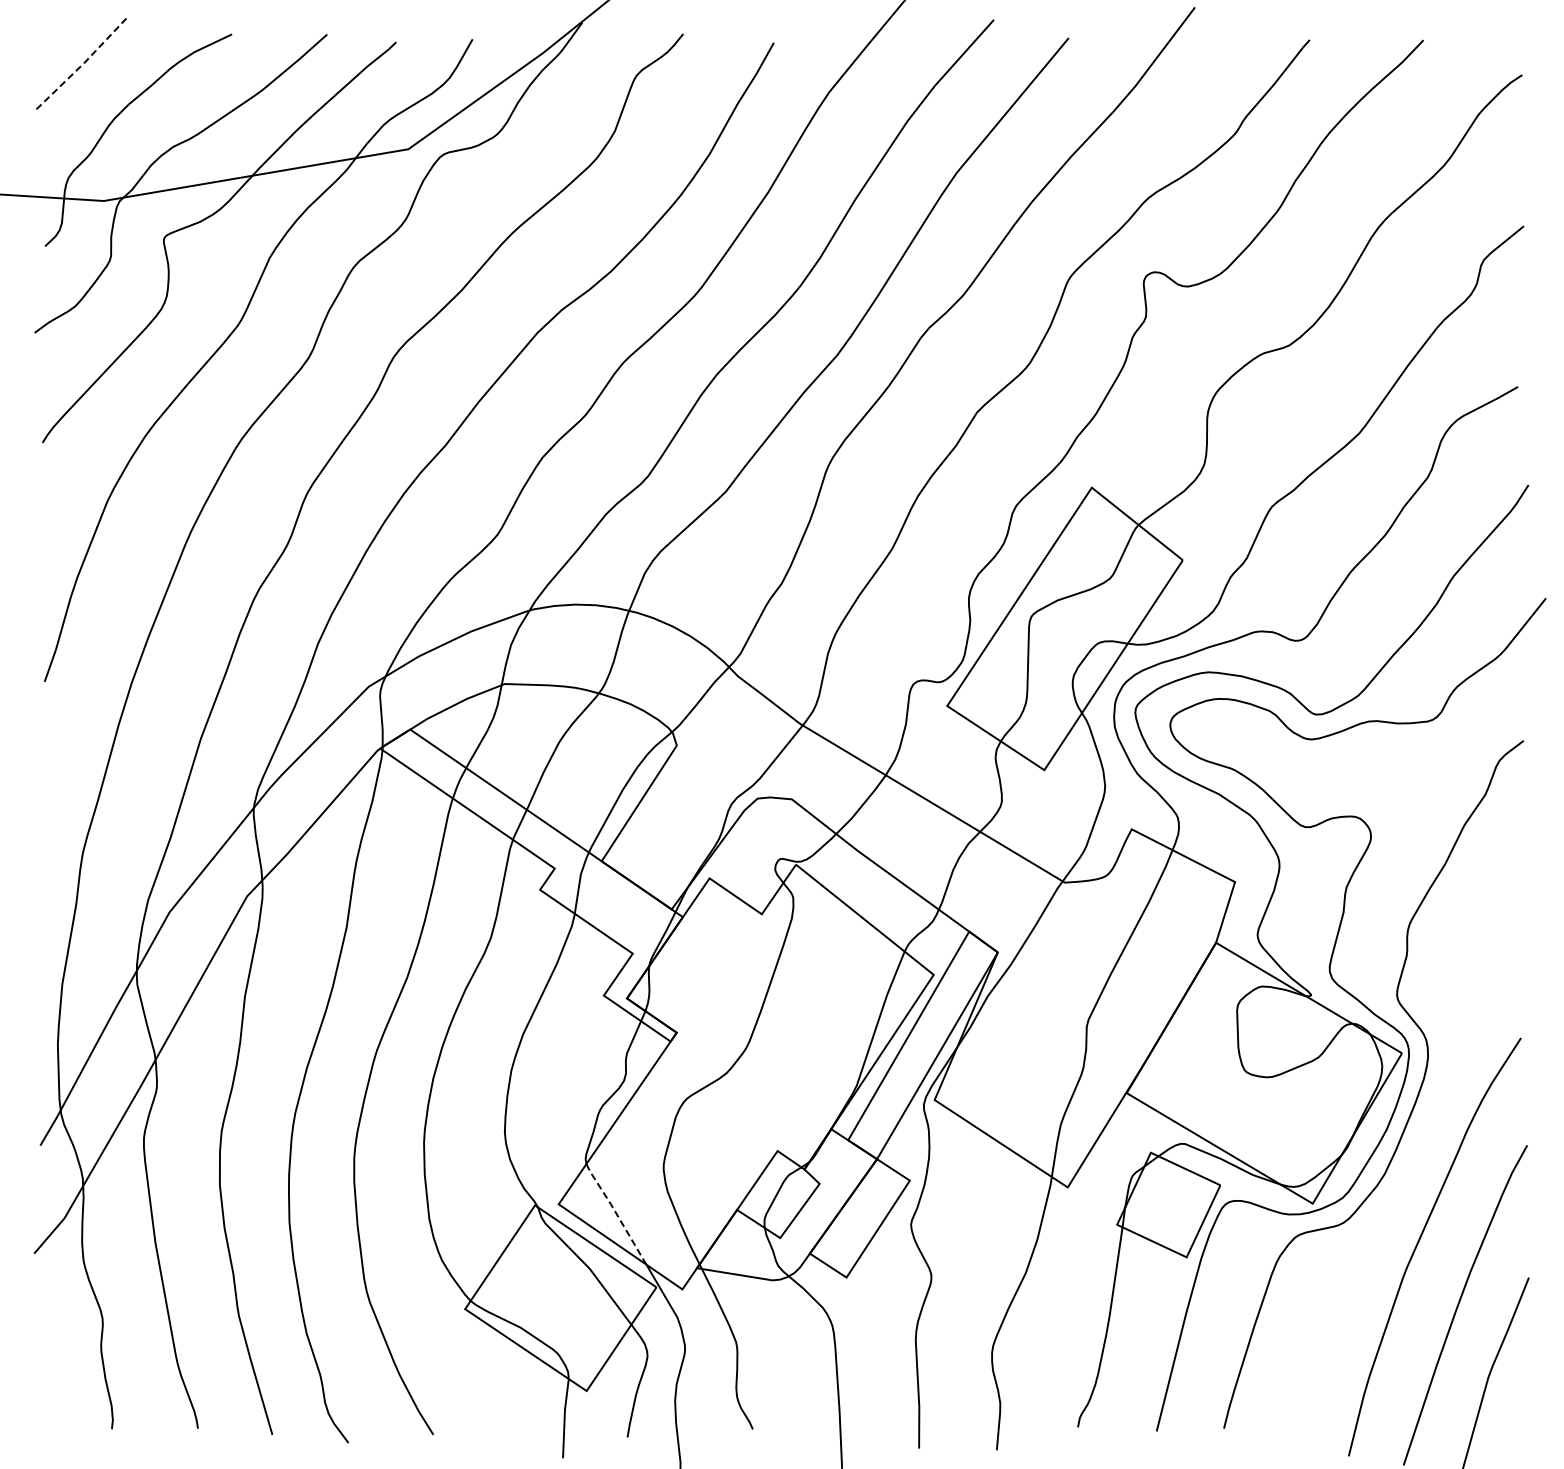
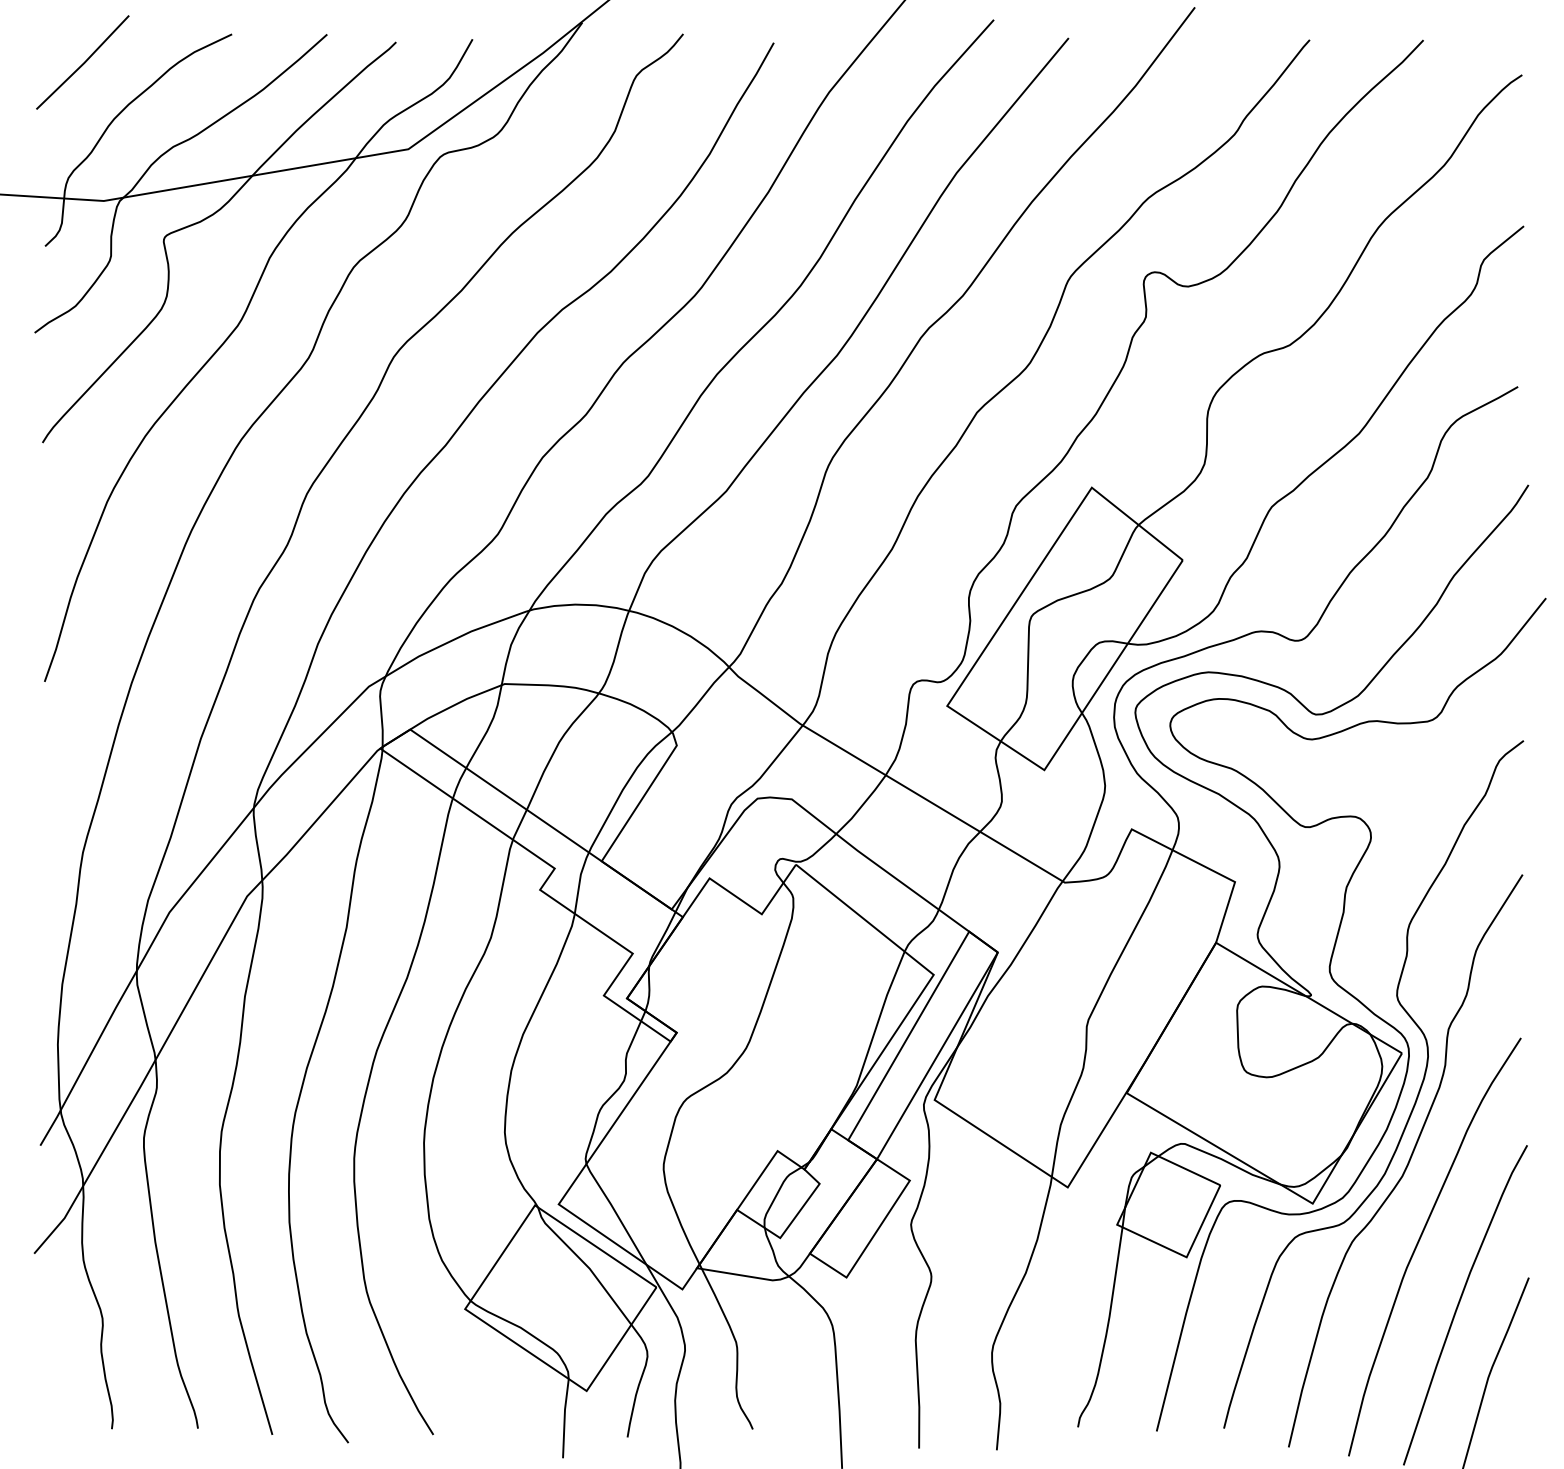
line: dashed -> solid (84, 62)
curve: none -> present (1407, 1162)
line: dashed -> solid (615, 1212)
